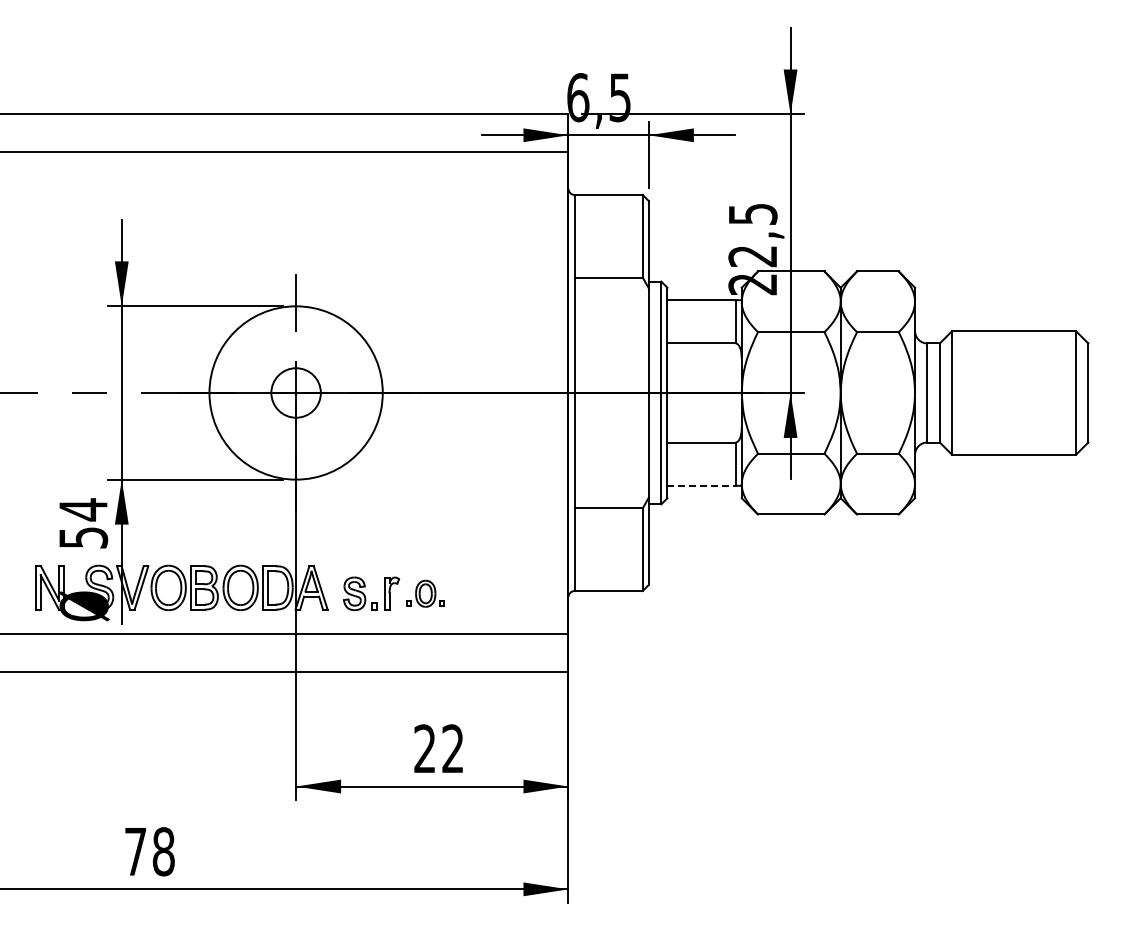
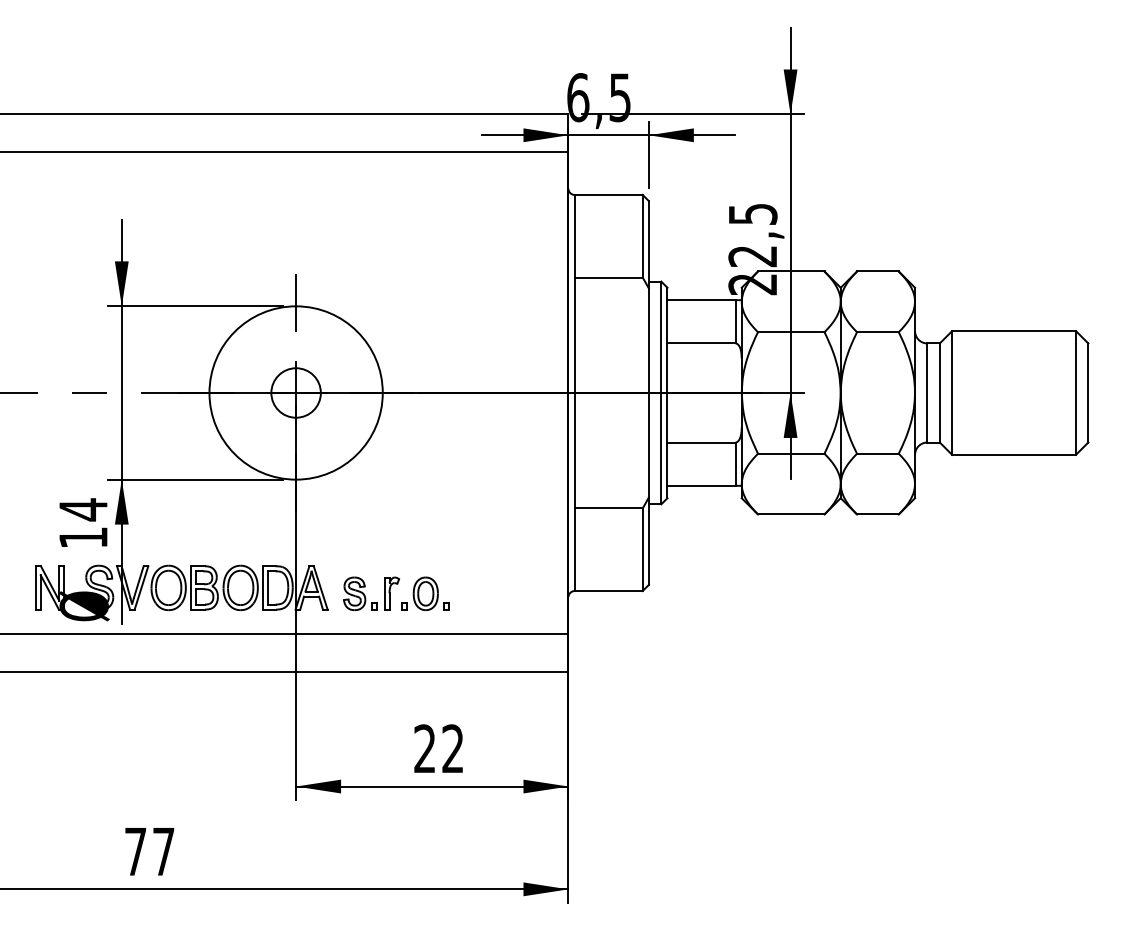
line: dashed -> solid (702, 485)
text: 54 -> 14 (83, 537)
part size: 39x29 px -> 49x35 px (425, 593)
text: 78 -> 77 (163, 851)
